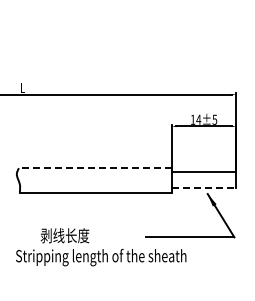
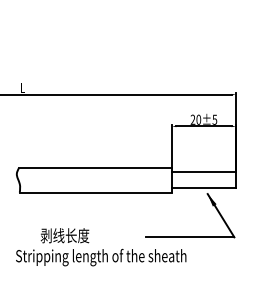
text: 14±5 -> 20±5 (195, 119)
line: dashed -> solid (94, 168)
line: dashed -> solid (204, 188)
